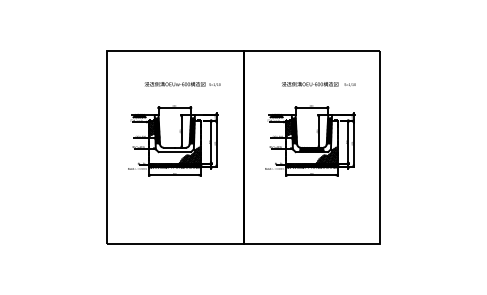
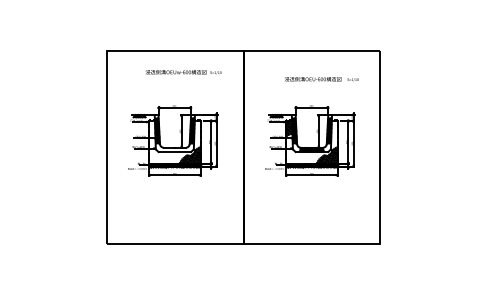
text position: (182, 84) -> (183, 72) (183, 72)
text position: (318, 84) -> (321, 79) (321, 79)
hatch: present -> none (152, 128)
